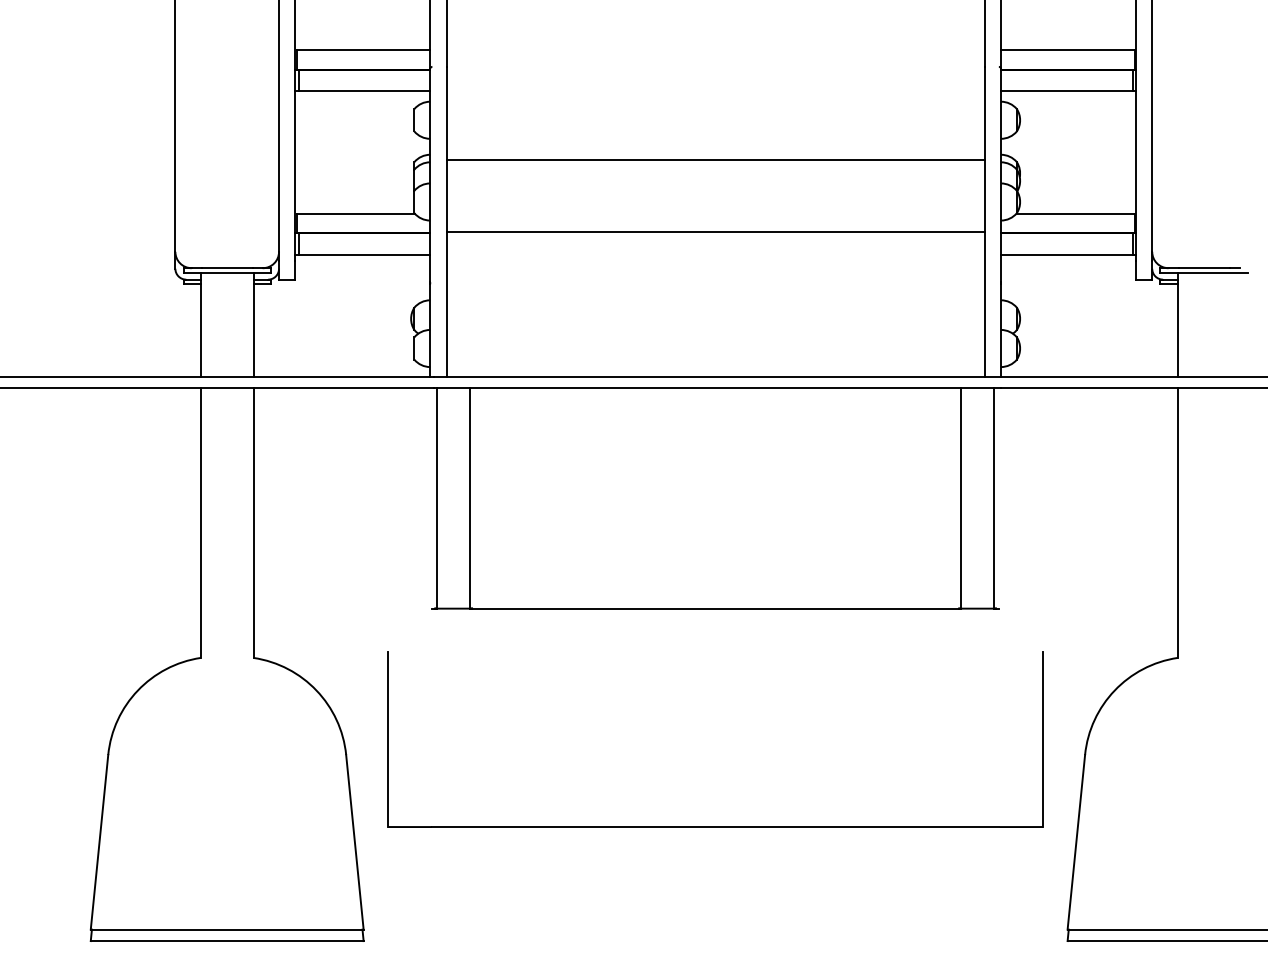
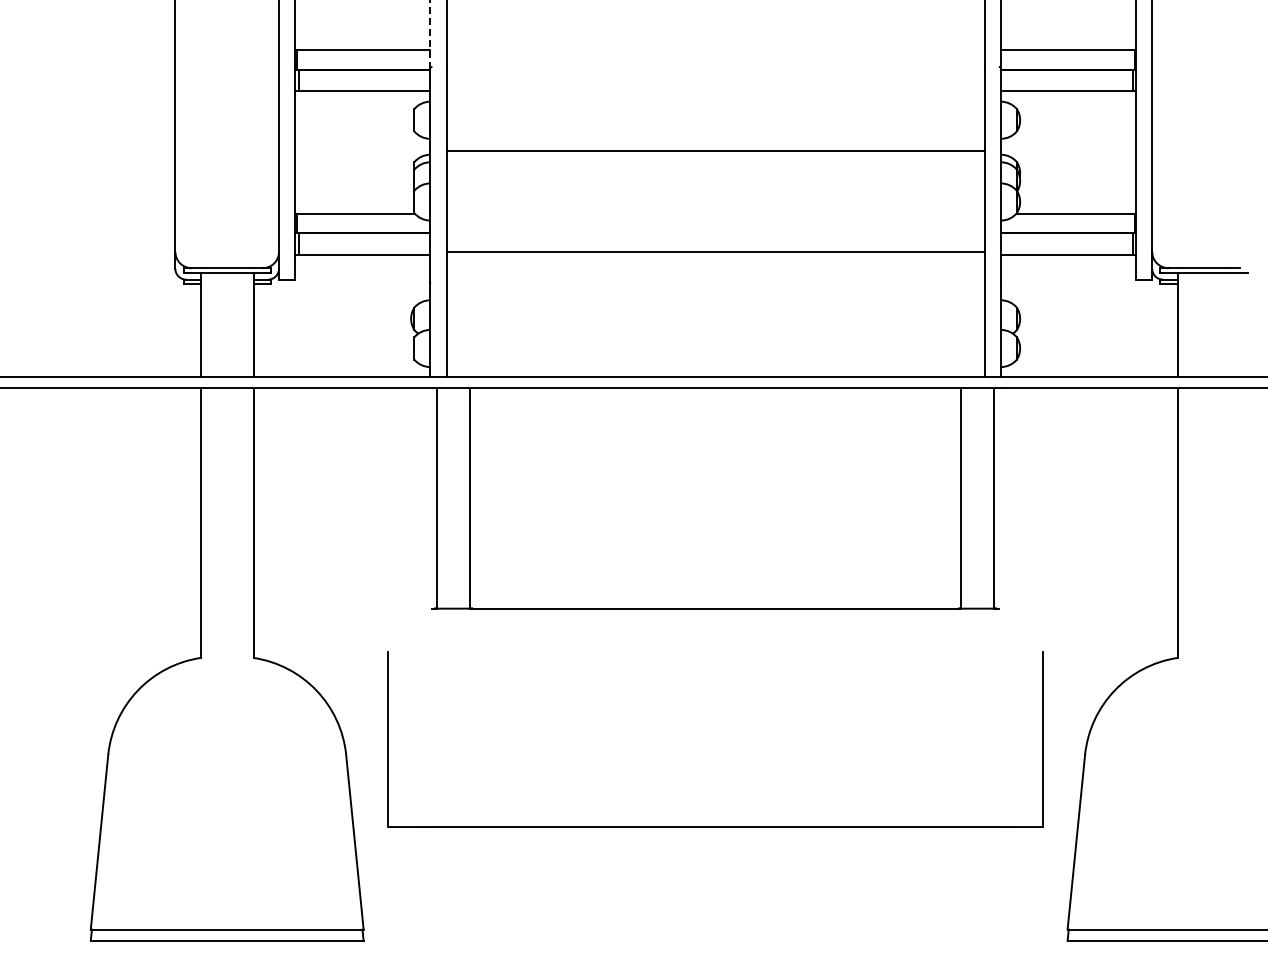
line: solid -> dashed (430, 34)
line position: (715, 159) -> (715, 150) (715, 150)
line position: (715, 232) -> (715, 252) (715, 252)
